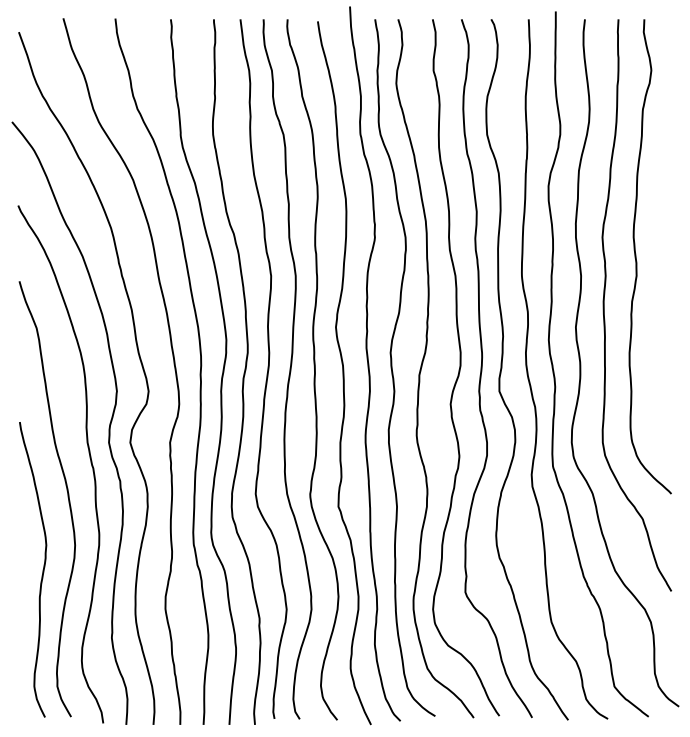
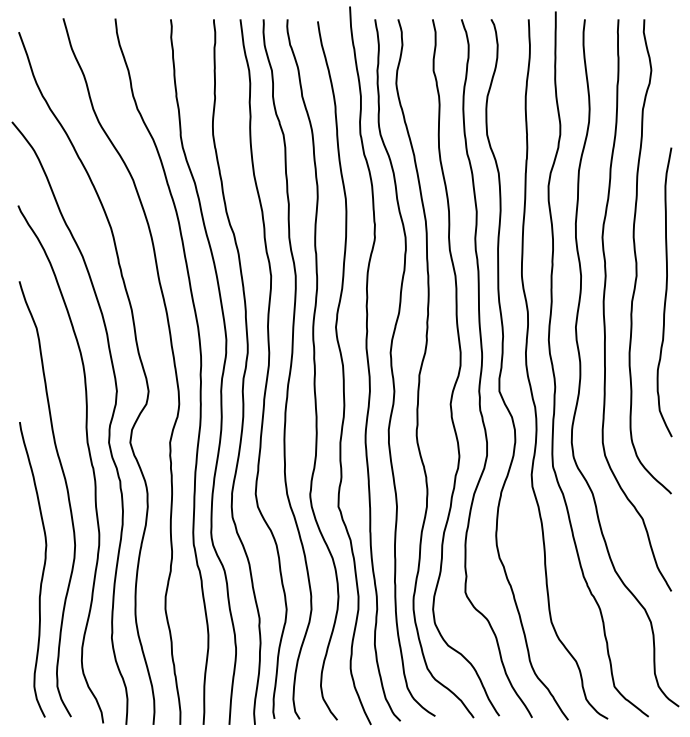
curve: none -> present (665, 292)
